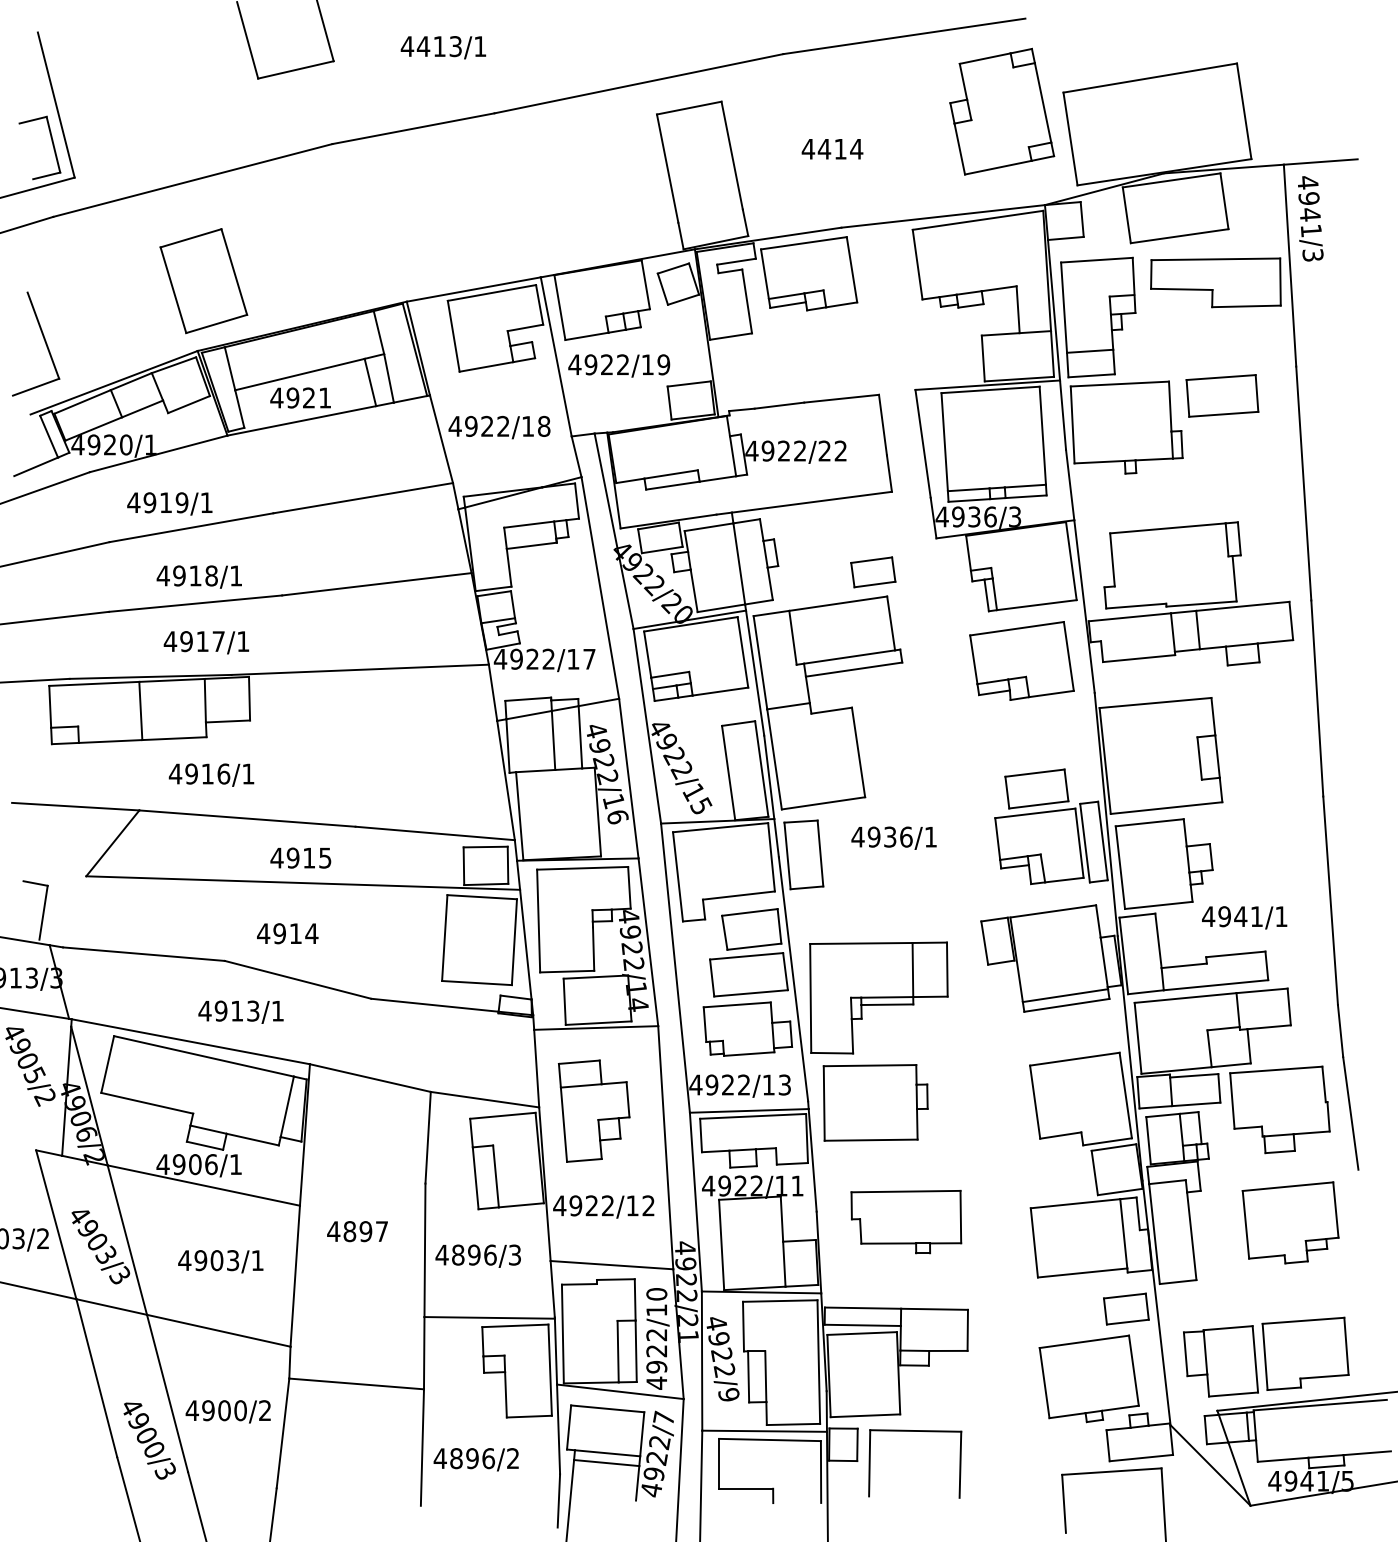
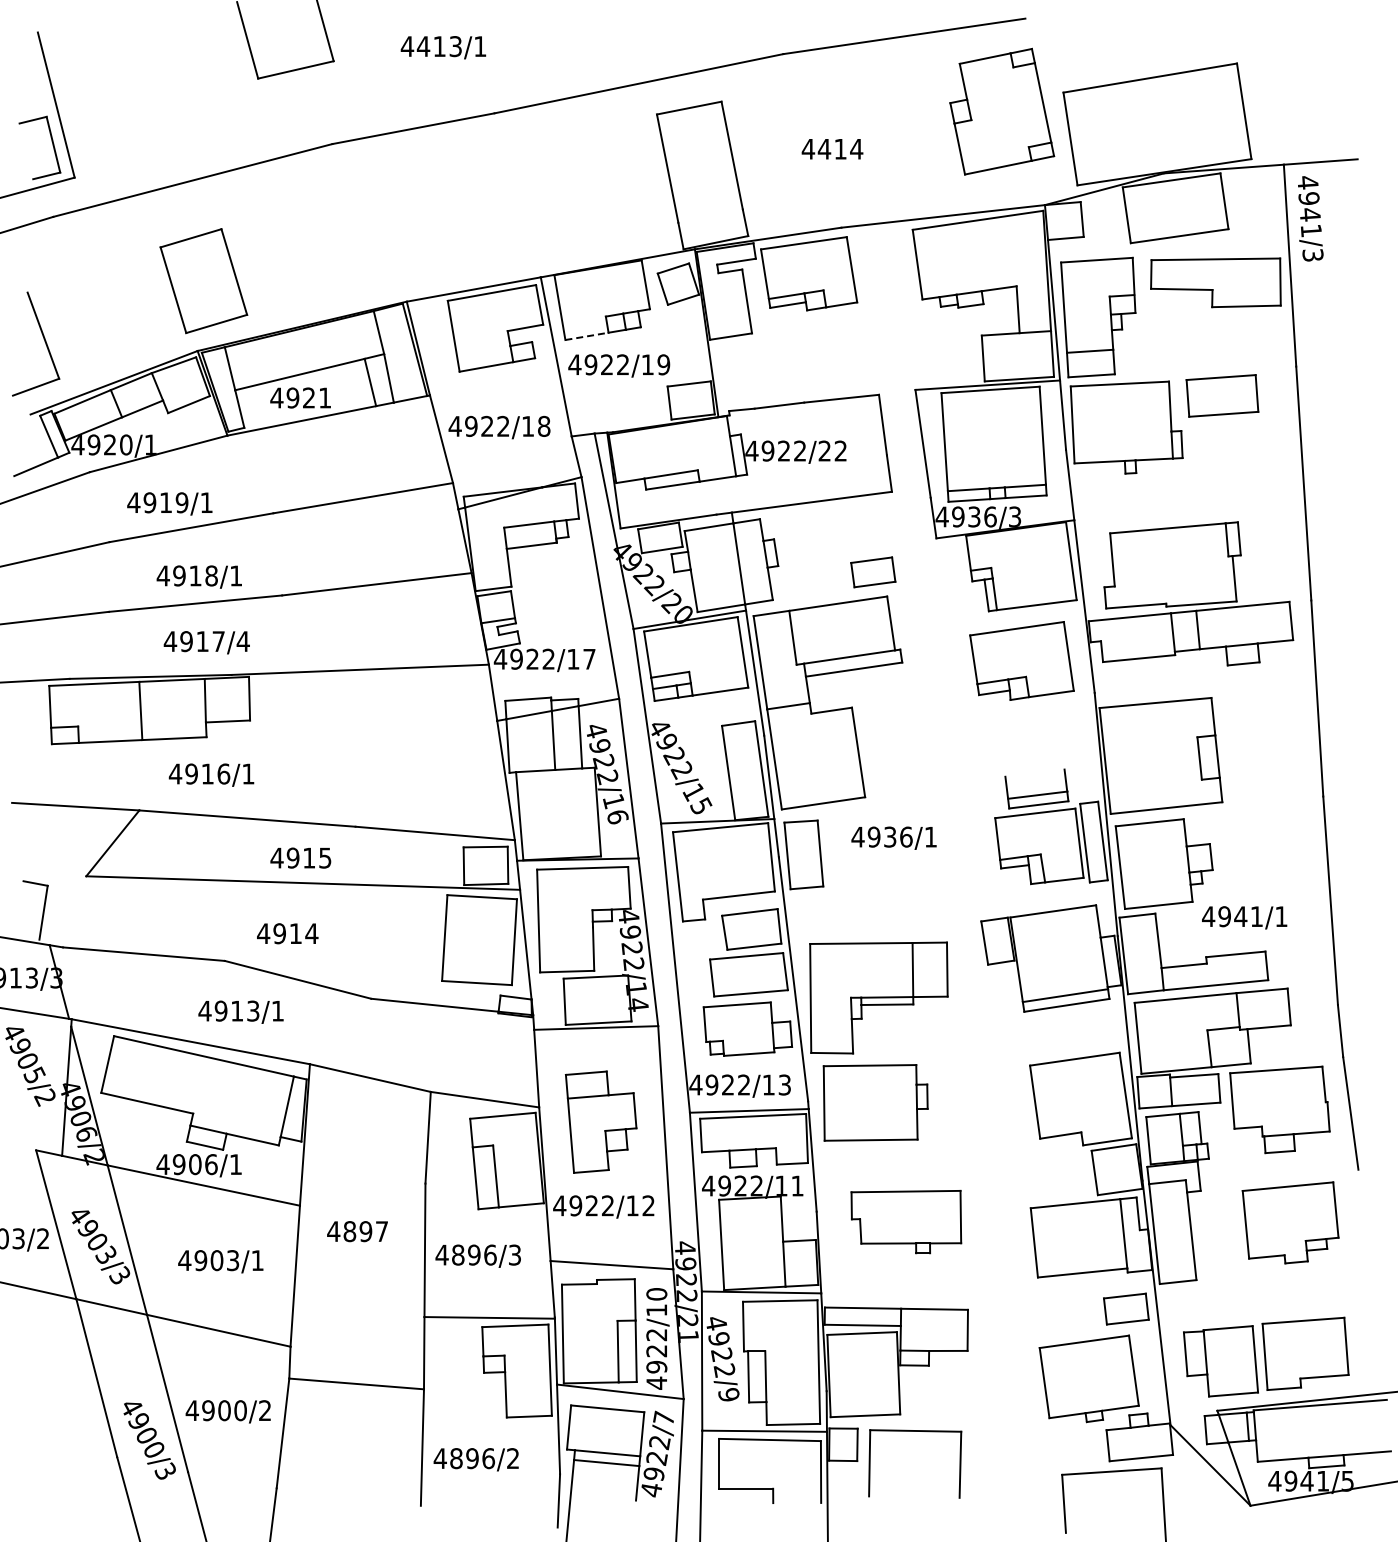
line: solid -> dashed (586, 336)
text: 4917/1 -> 4917/4 (242, 641)
line position: (1034, 772) -> (1037, 794) (1037, 794)
part position: (594, 1110) -> (601, 1121) (601, 1121)
